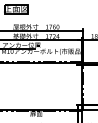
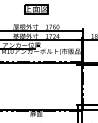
part position: (16, 9) -> (36, 9) (36, 9)
